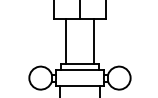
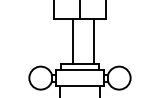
line position: (66, 41) -> (73, 41) (73, 41)
